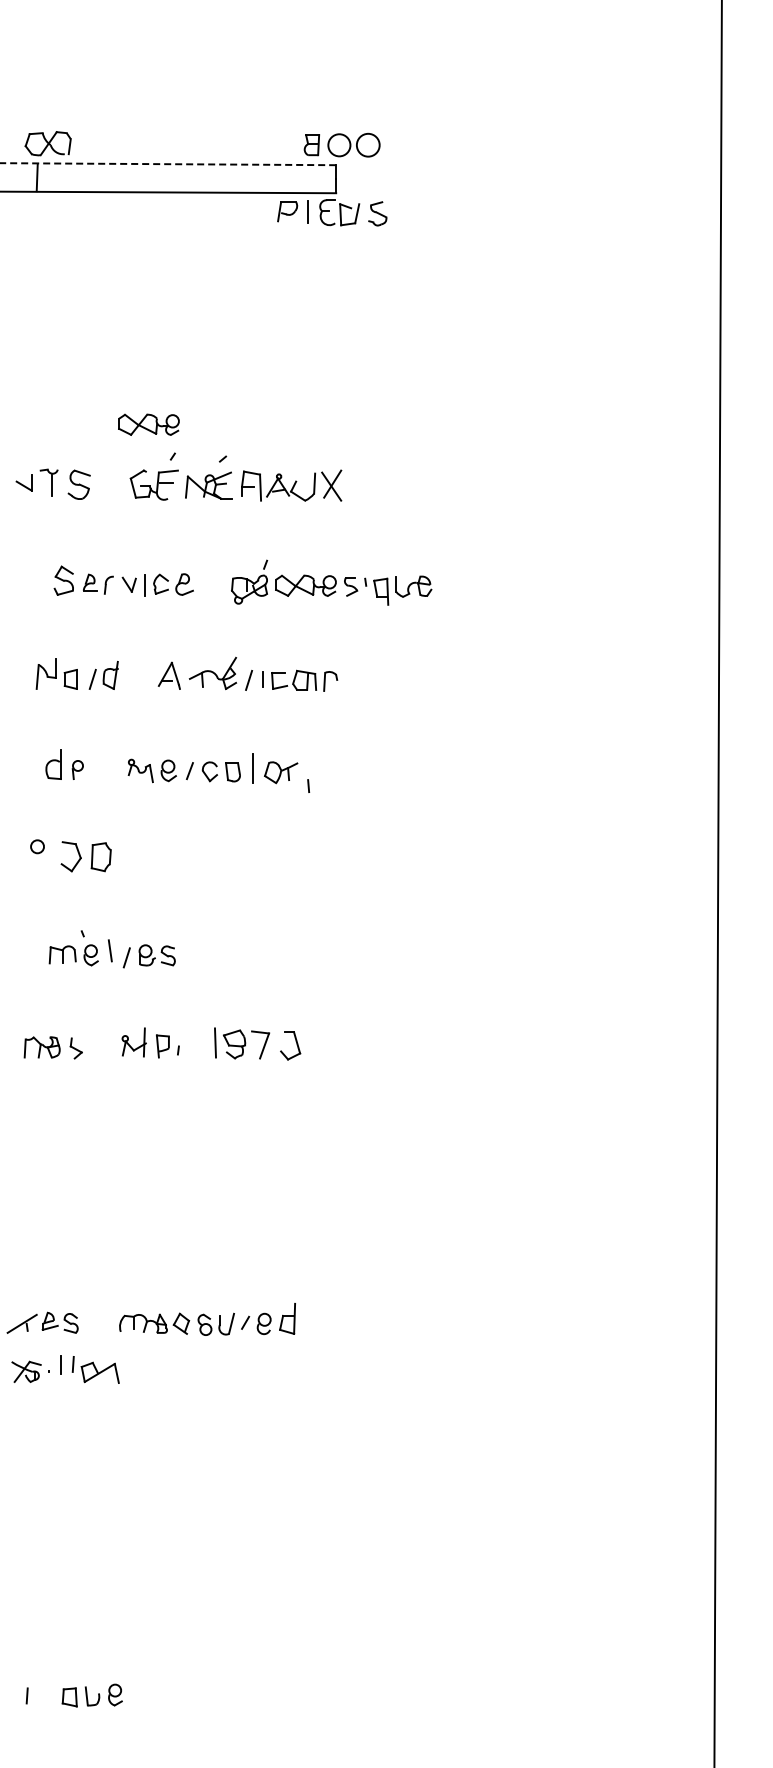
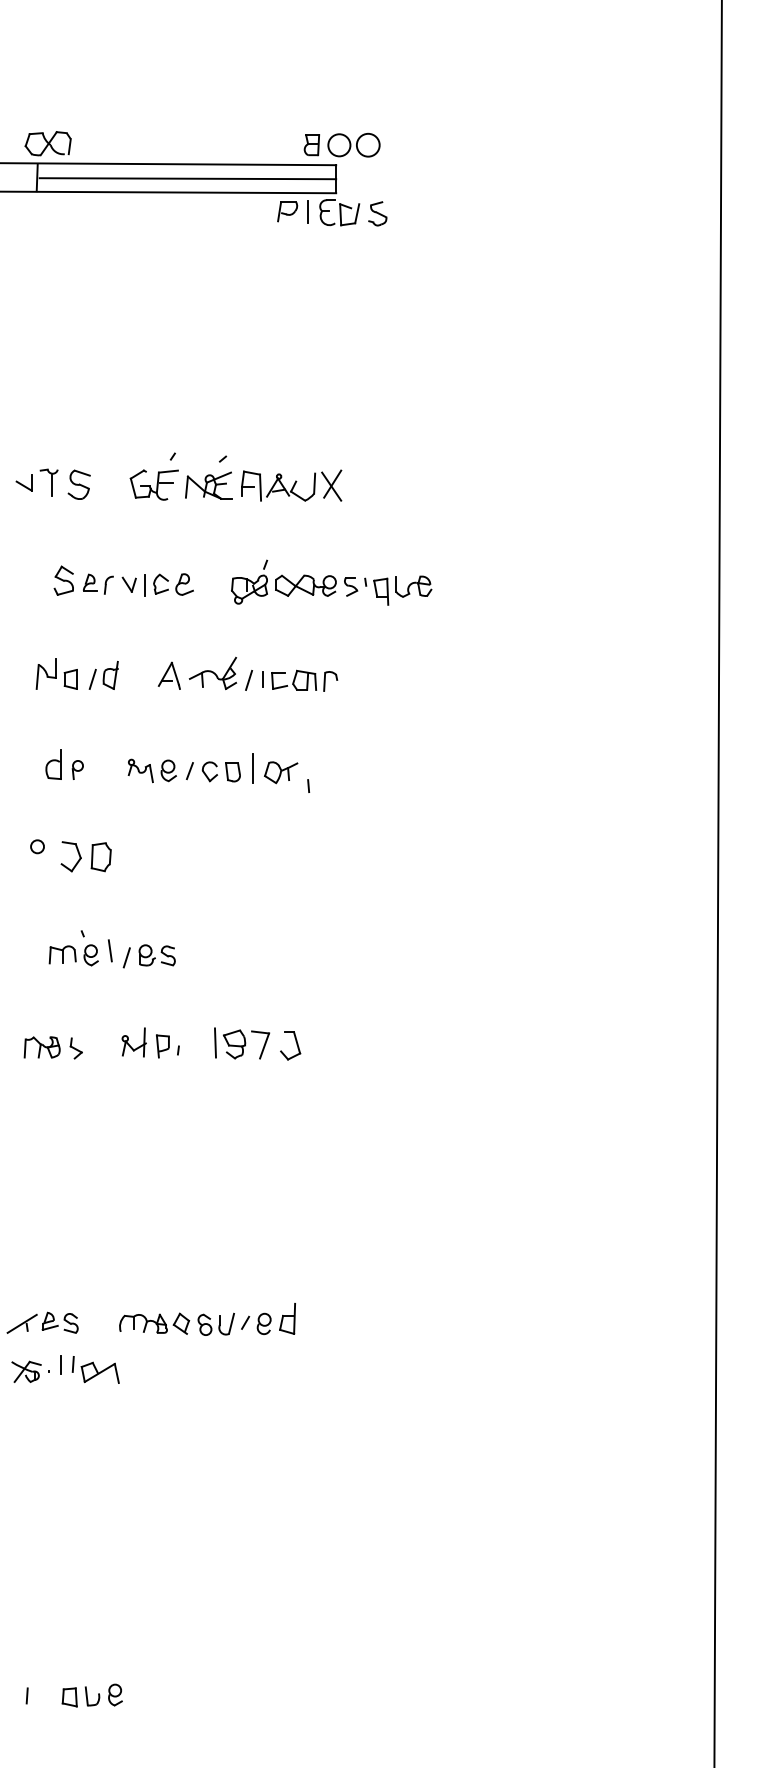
line: dashed -> solid (168, 164)
line: none -> present (187, 178)
part: present -> none (148, 424)
